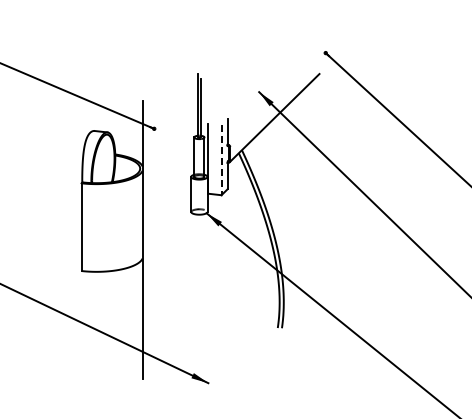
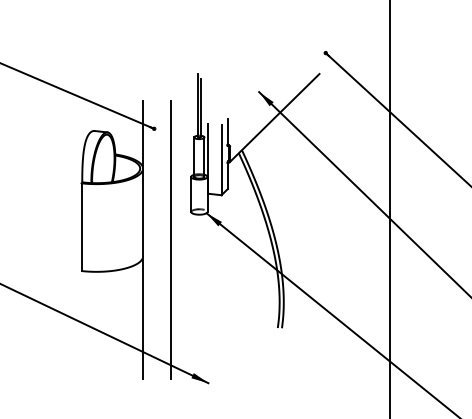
line: dashed -> solid (221, 160)
line: none -> present (389, 208)
line: none -> present (170, 240)
